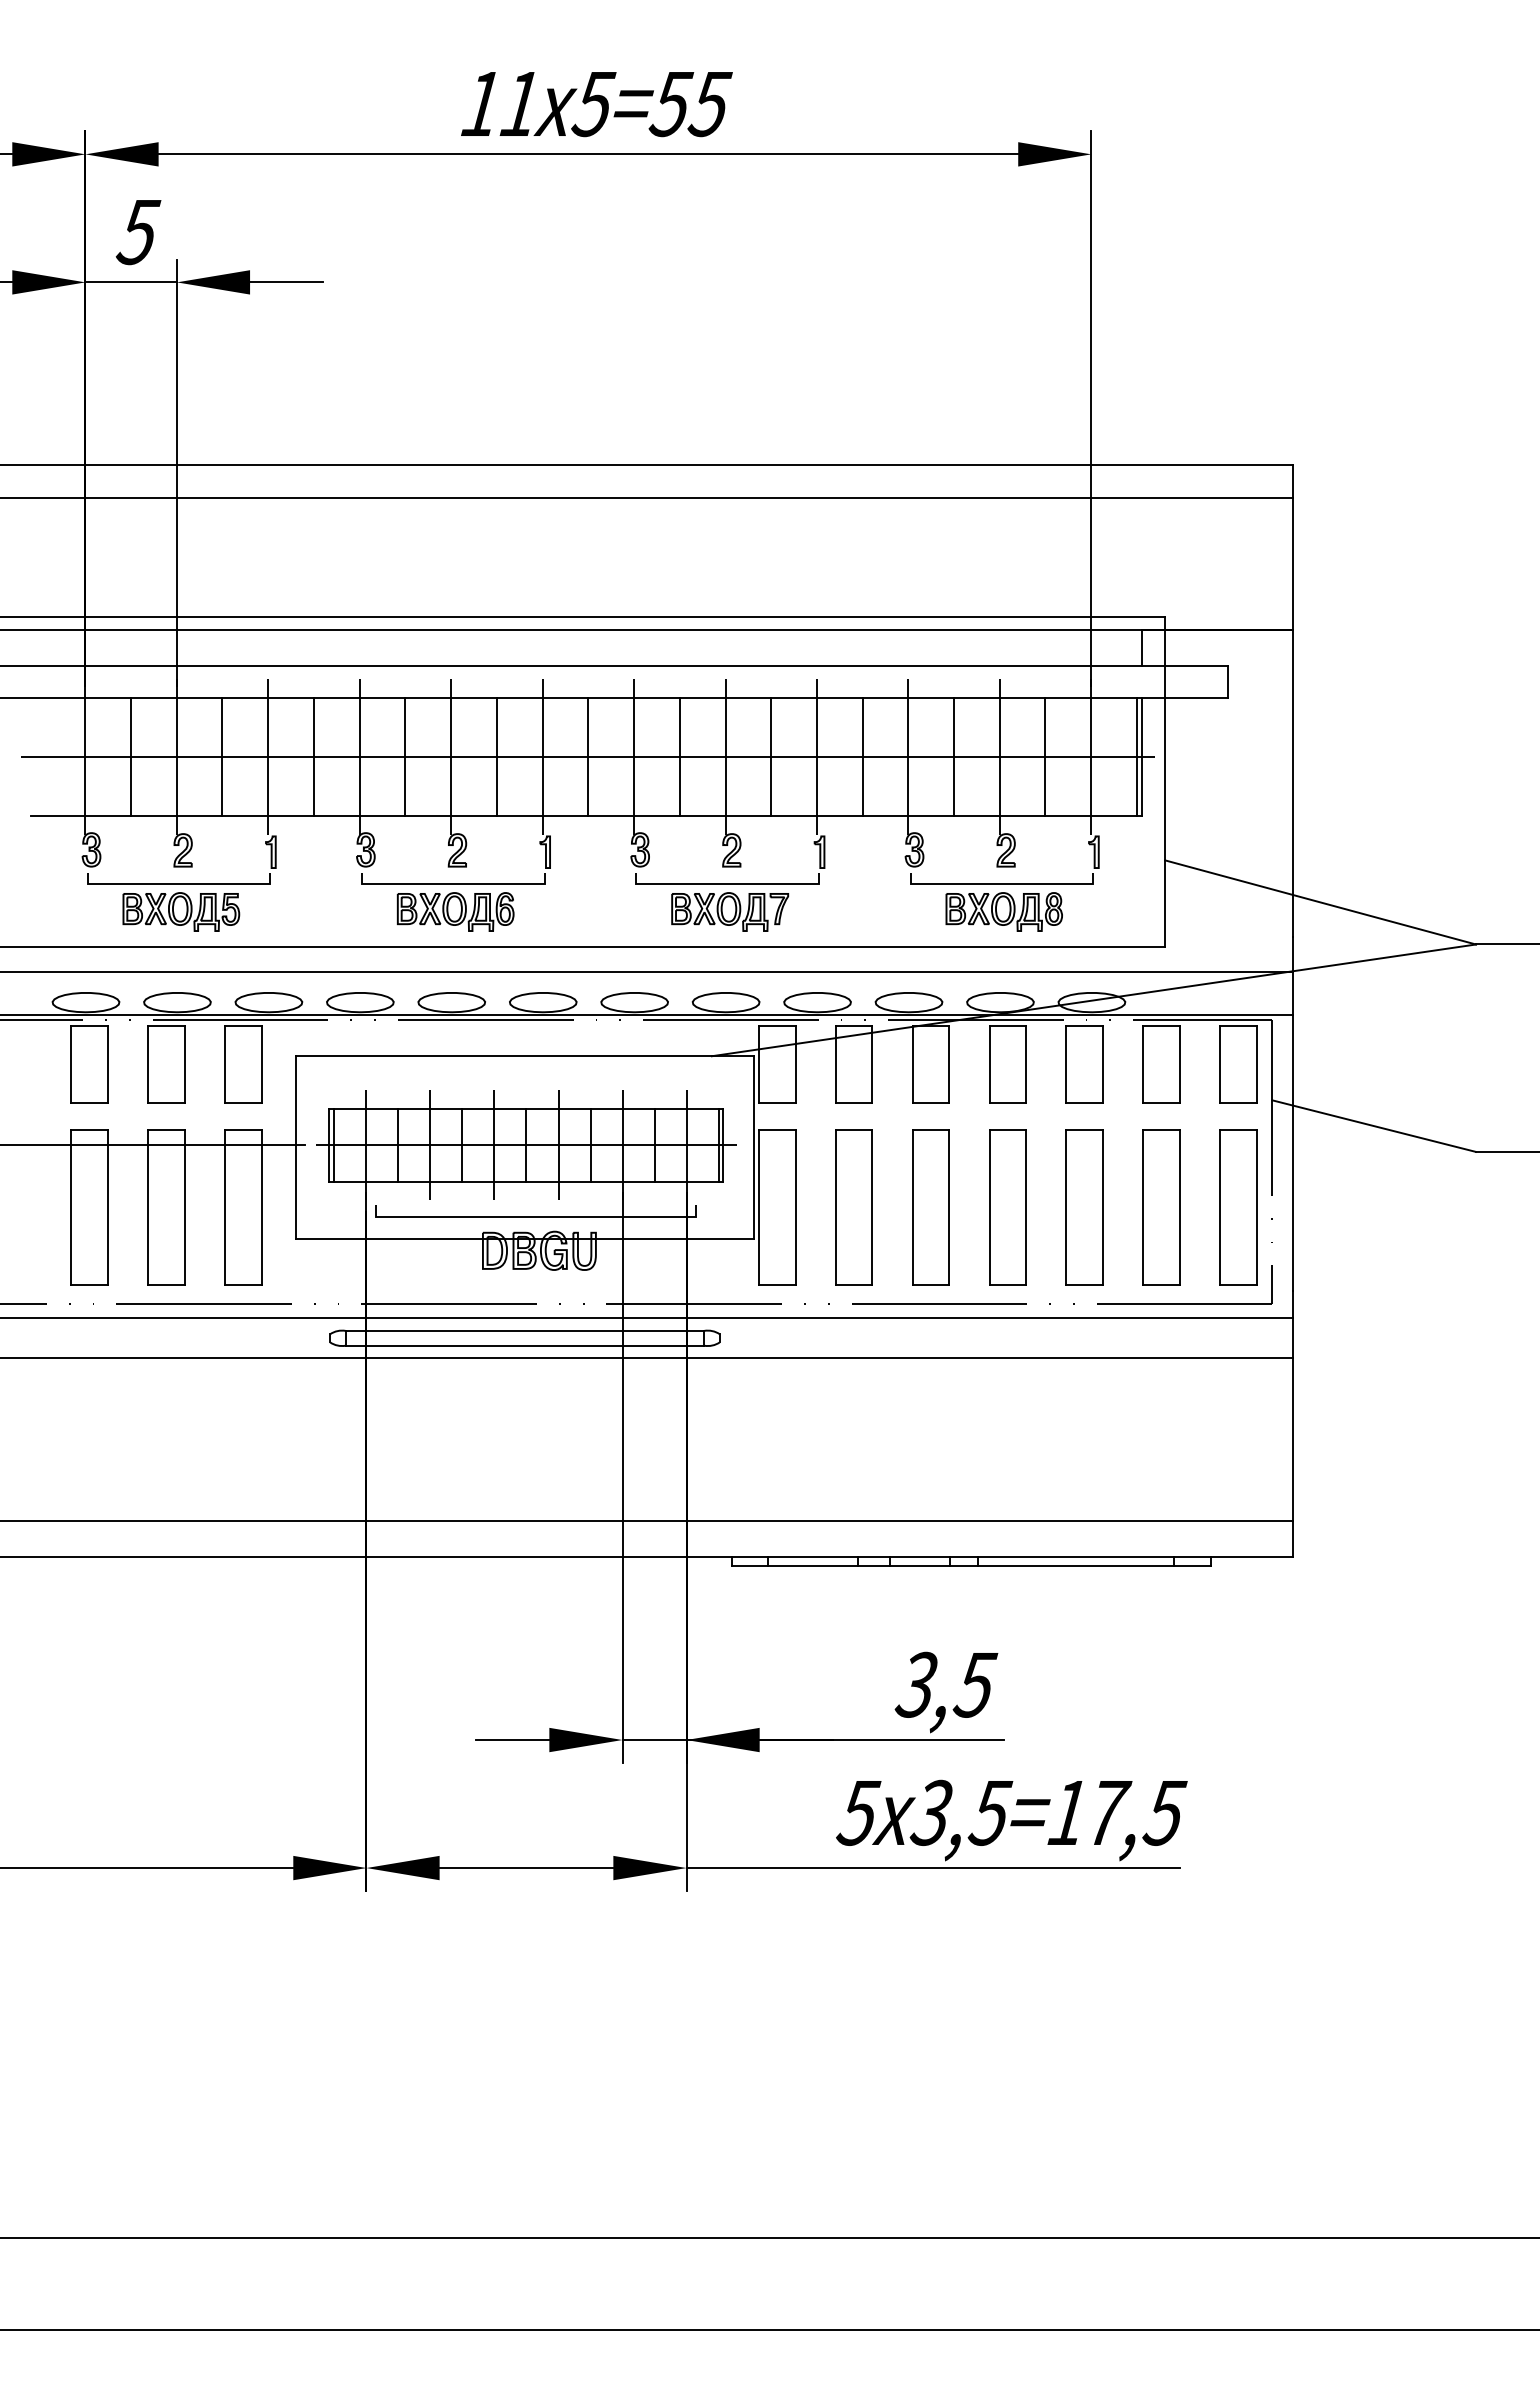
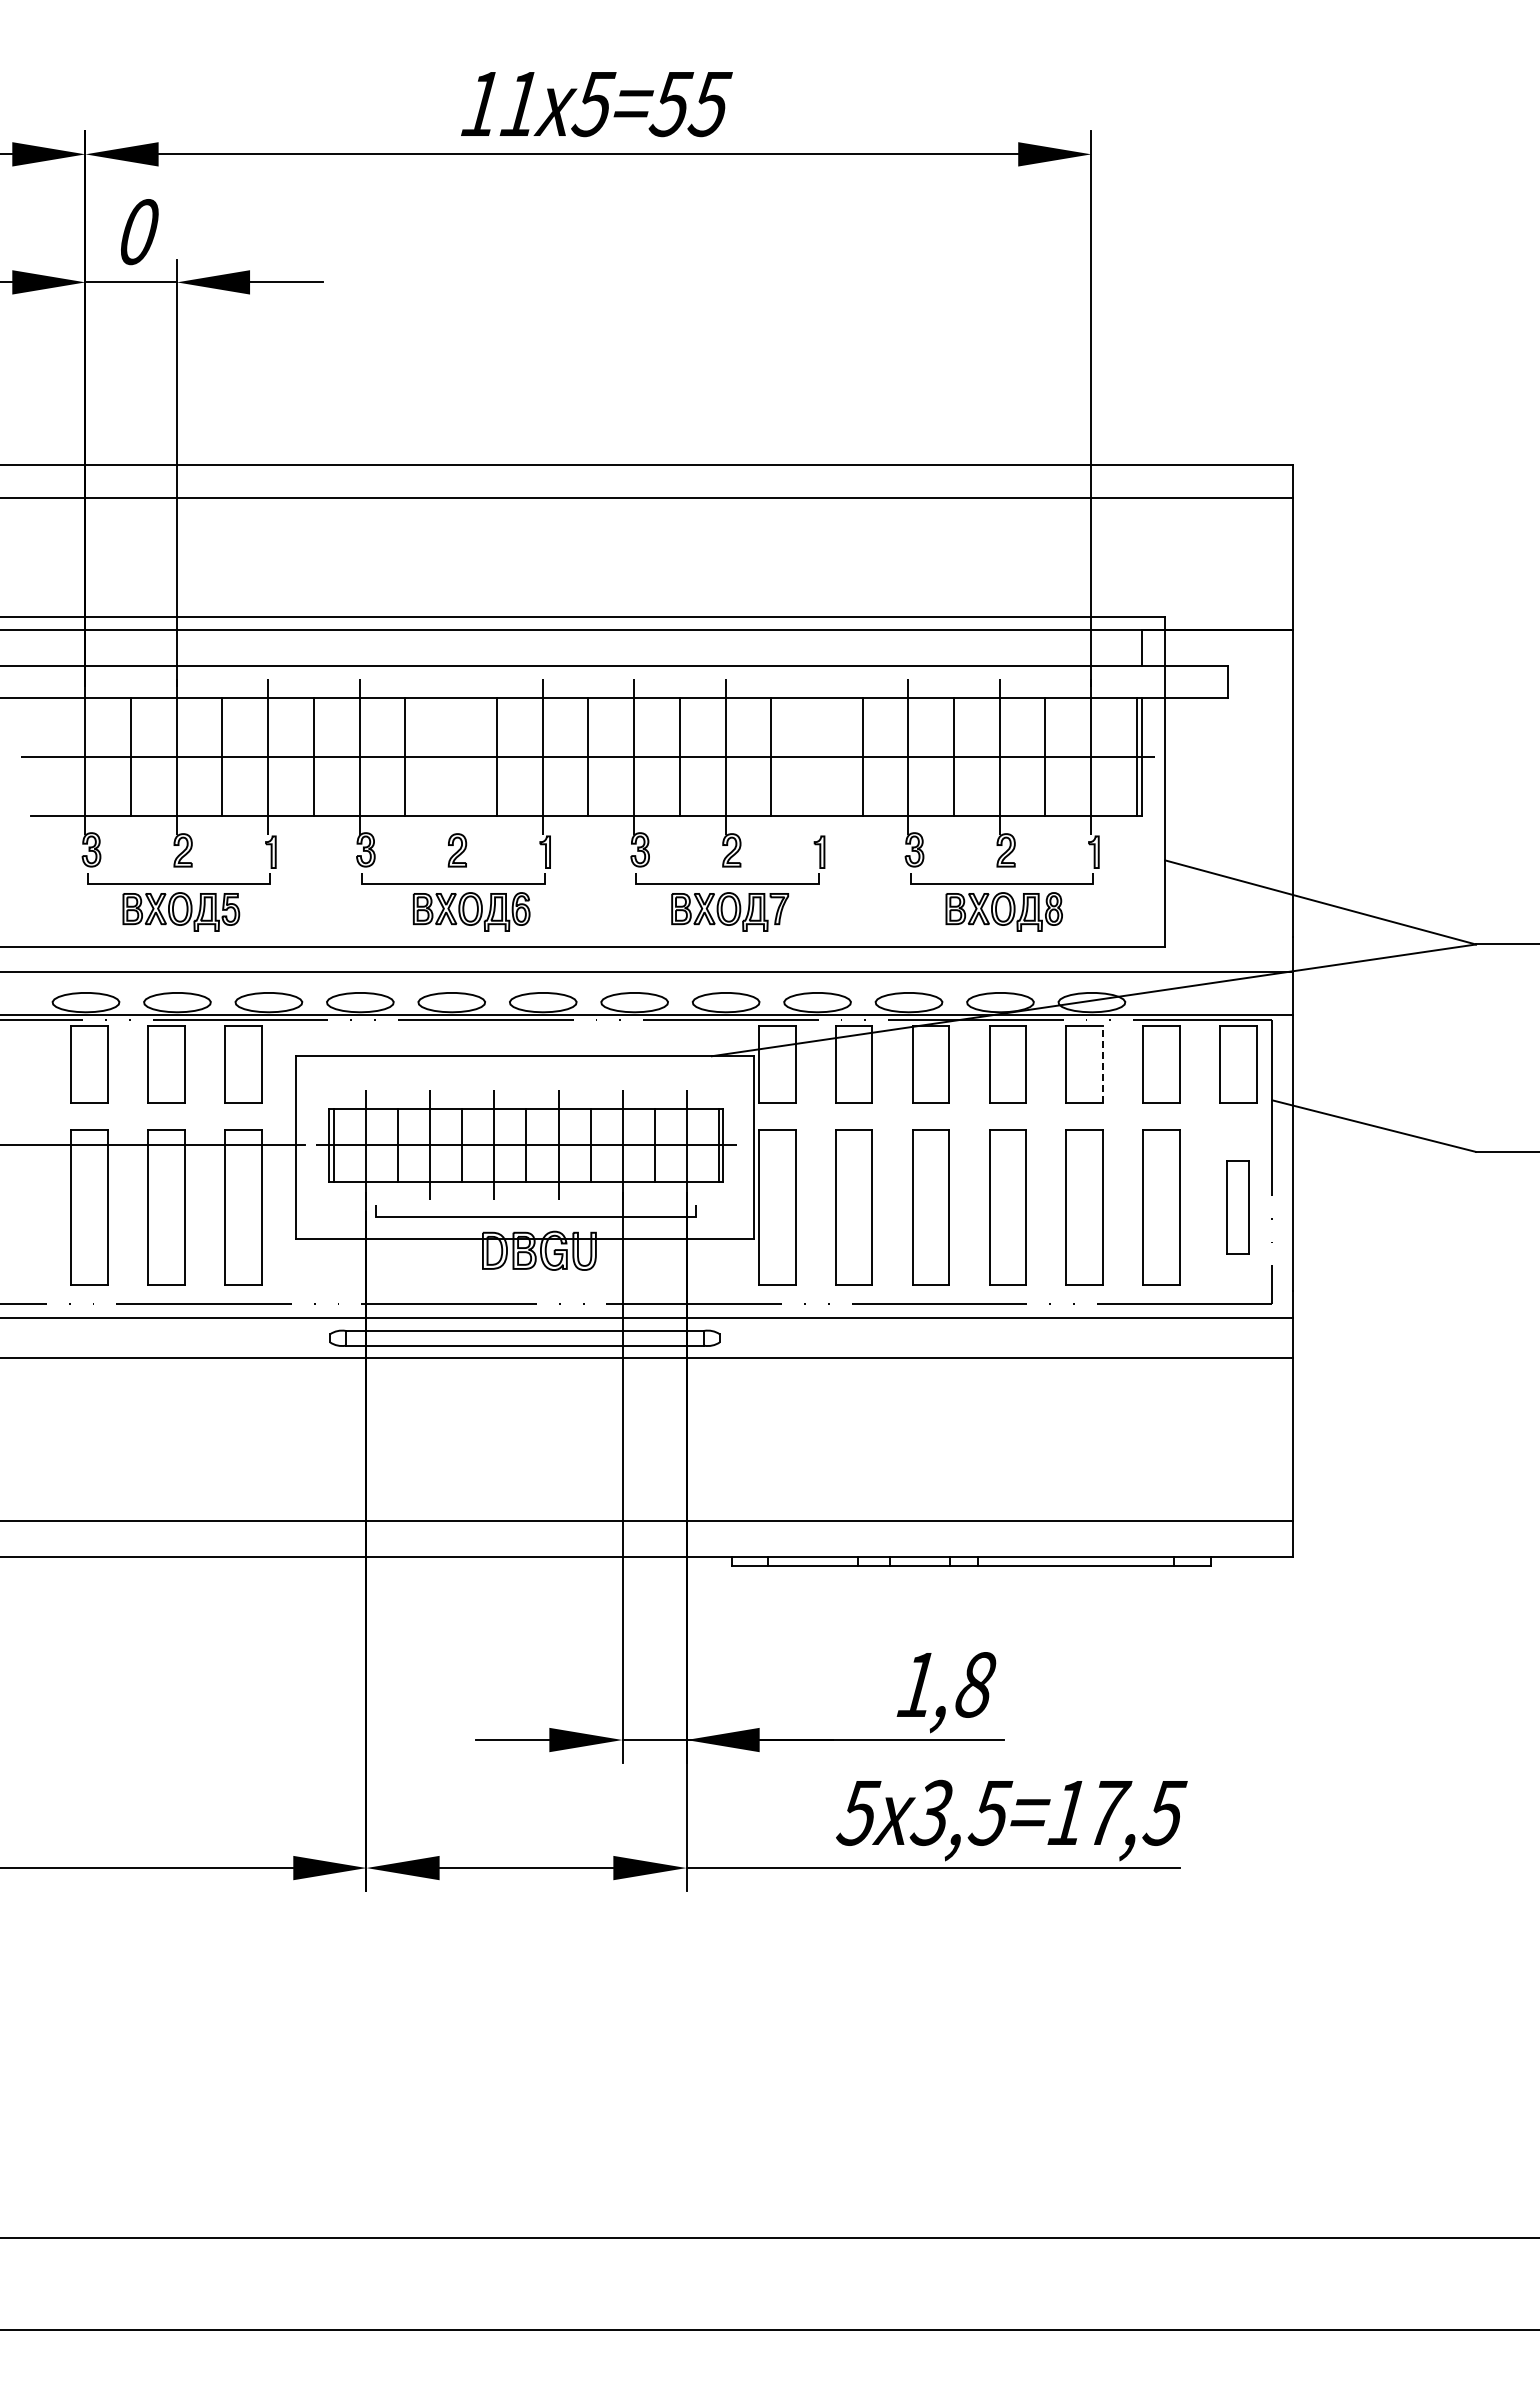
text: 5 -> 0 (138, 232)
line: present -> none (451, 756)
line: present -> none (817, 756)
part position: (455, 911) -> (471, 911) (471, 911)
line: solid -> dashed (1102, 1063)
part size: 39x157 px -> 24x95 px (1237, 1207)
text: 3,5 -> 1,8 (946, 1684)
